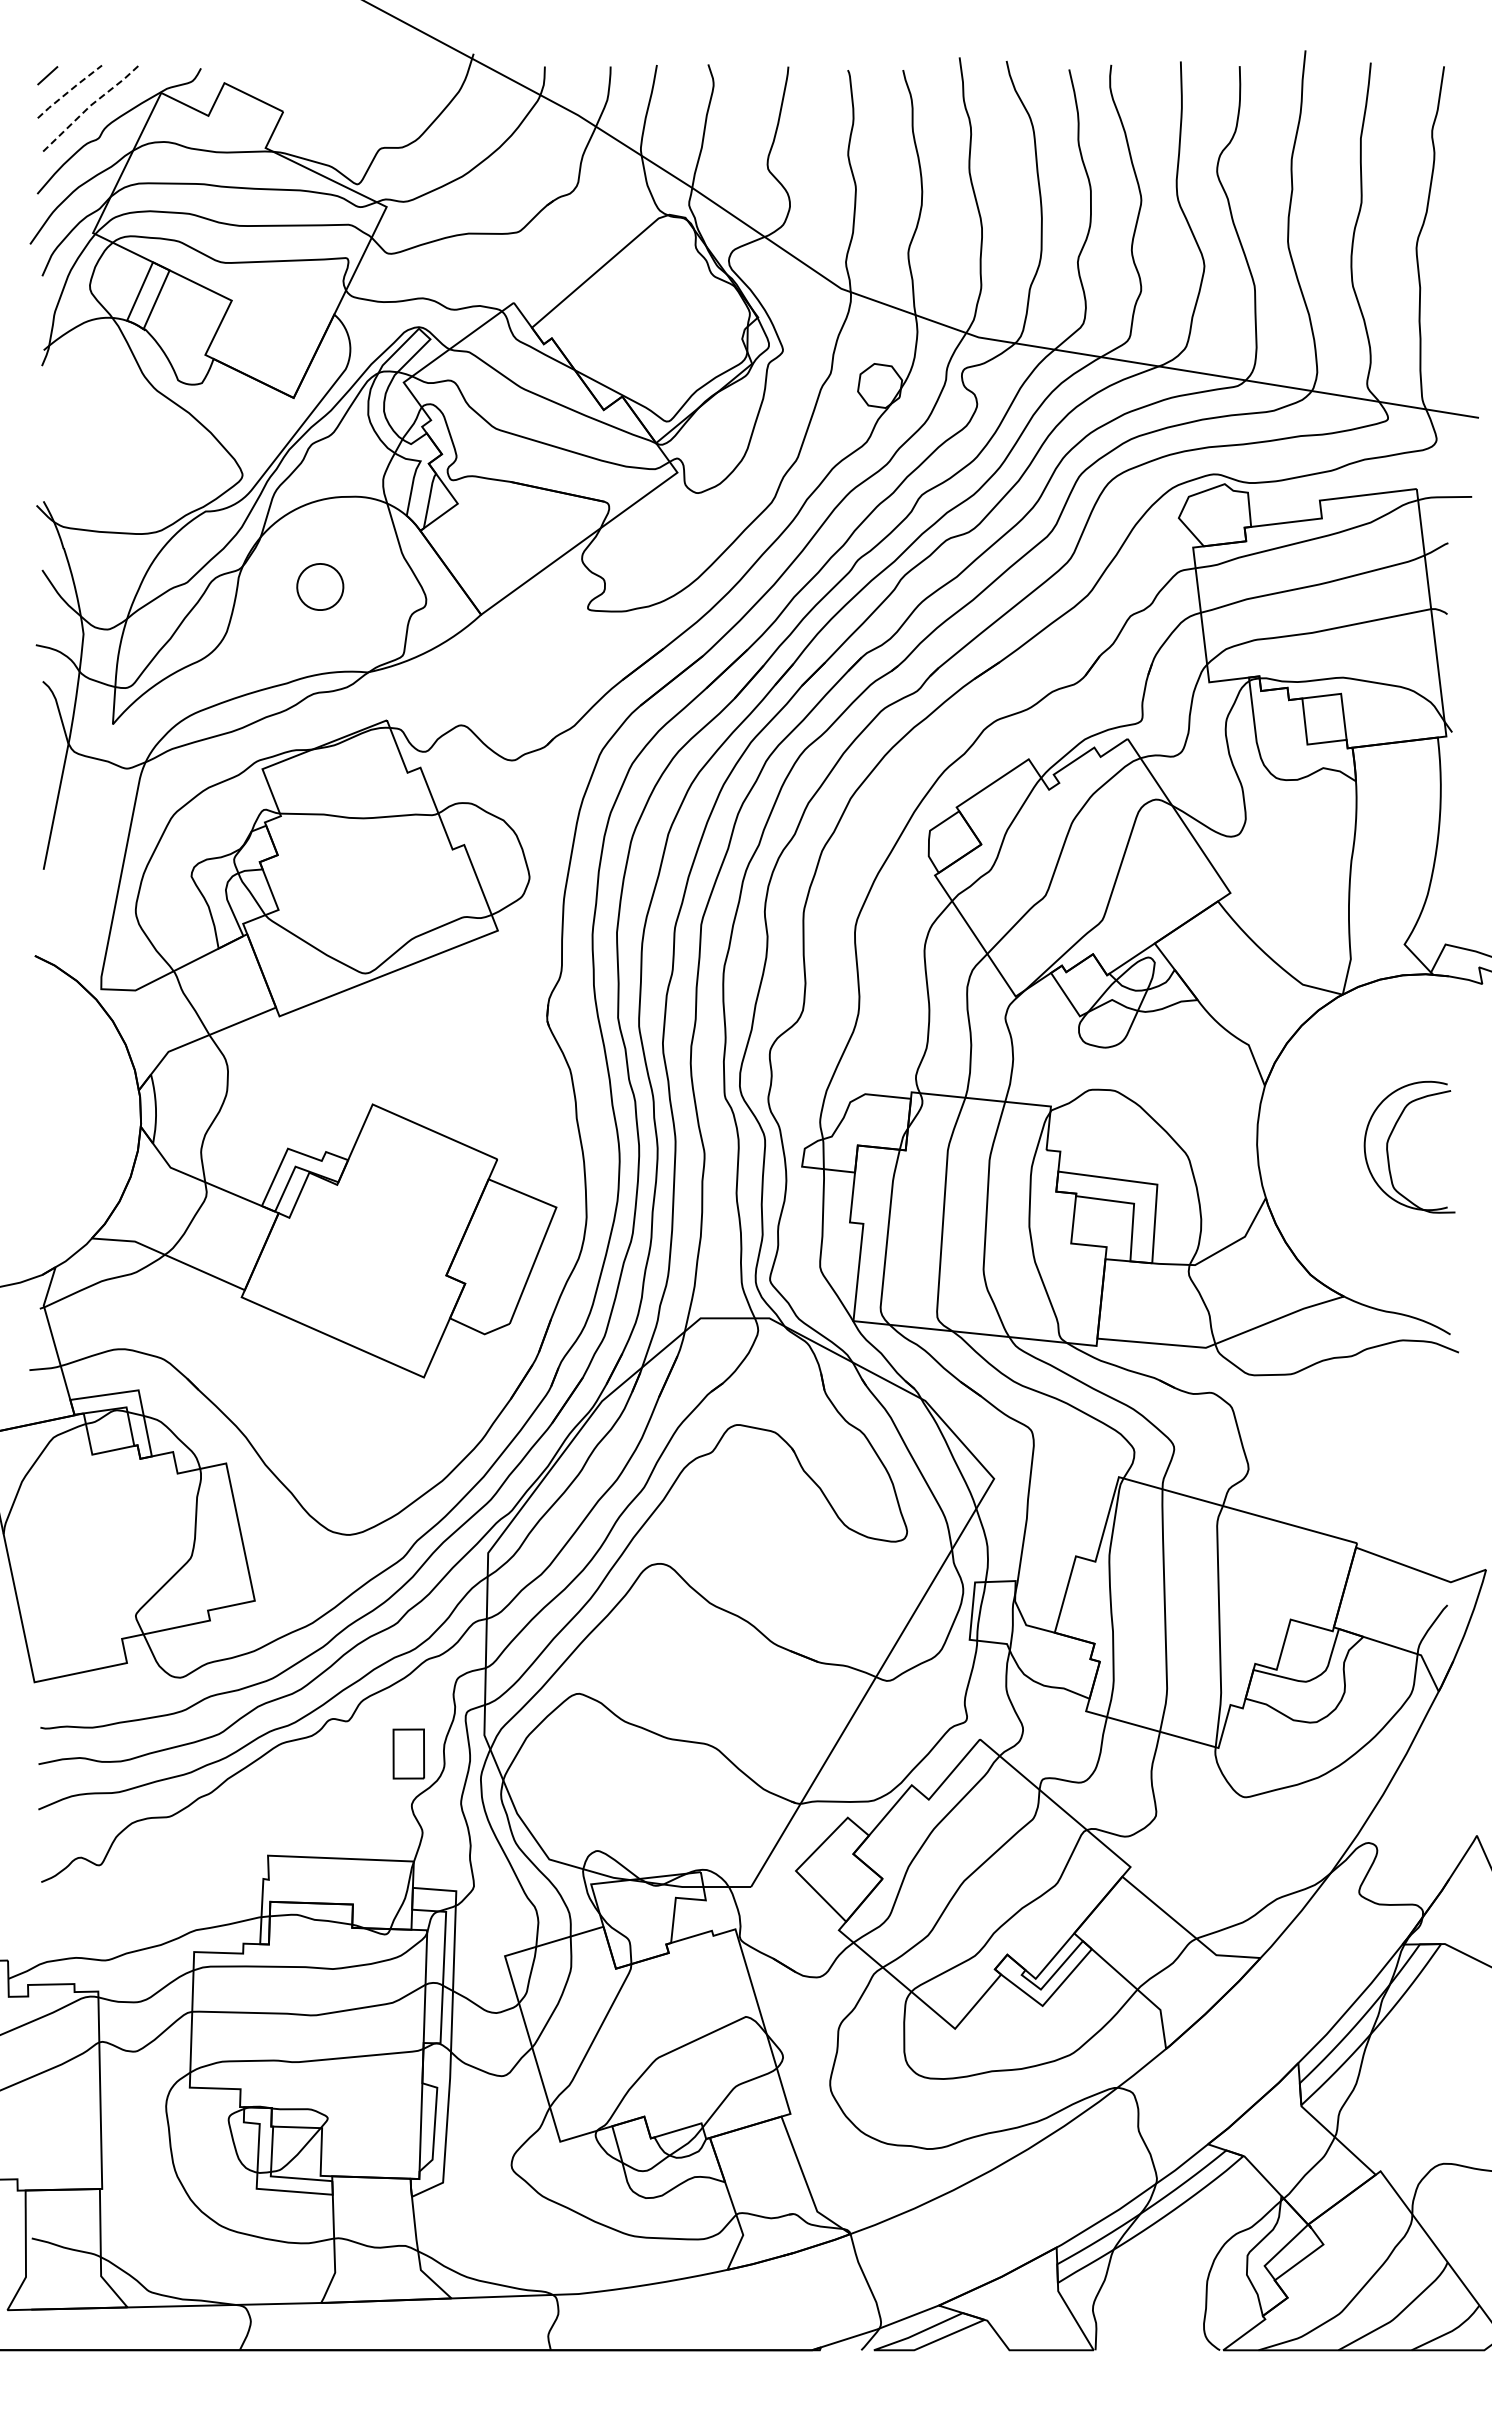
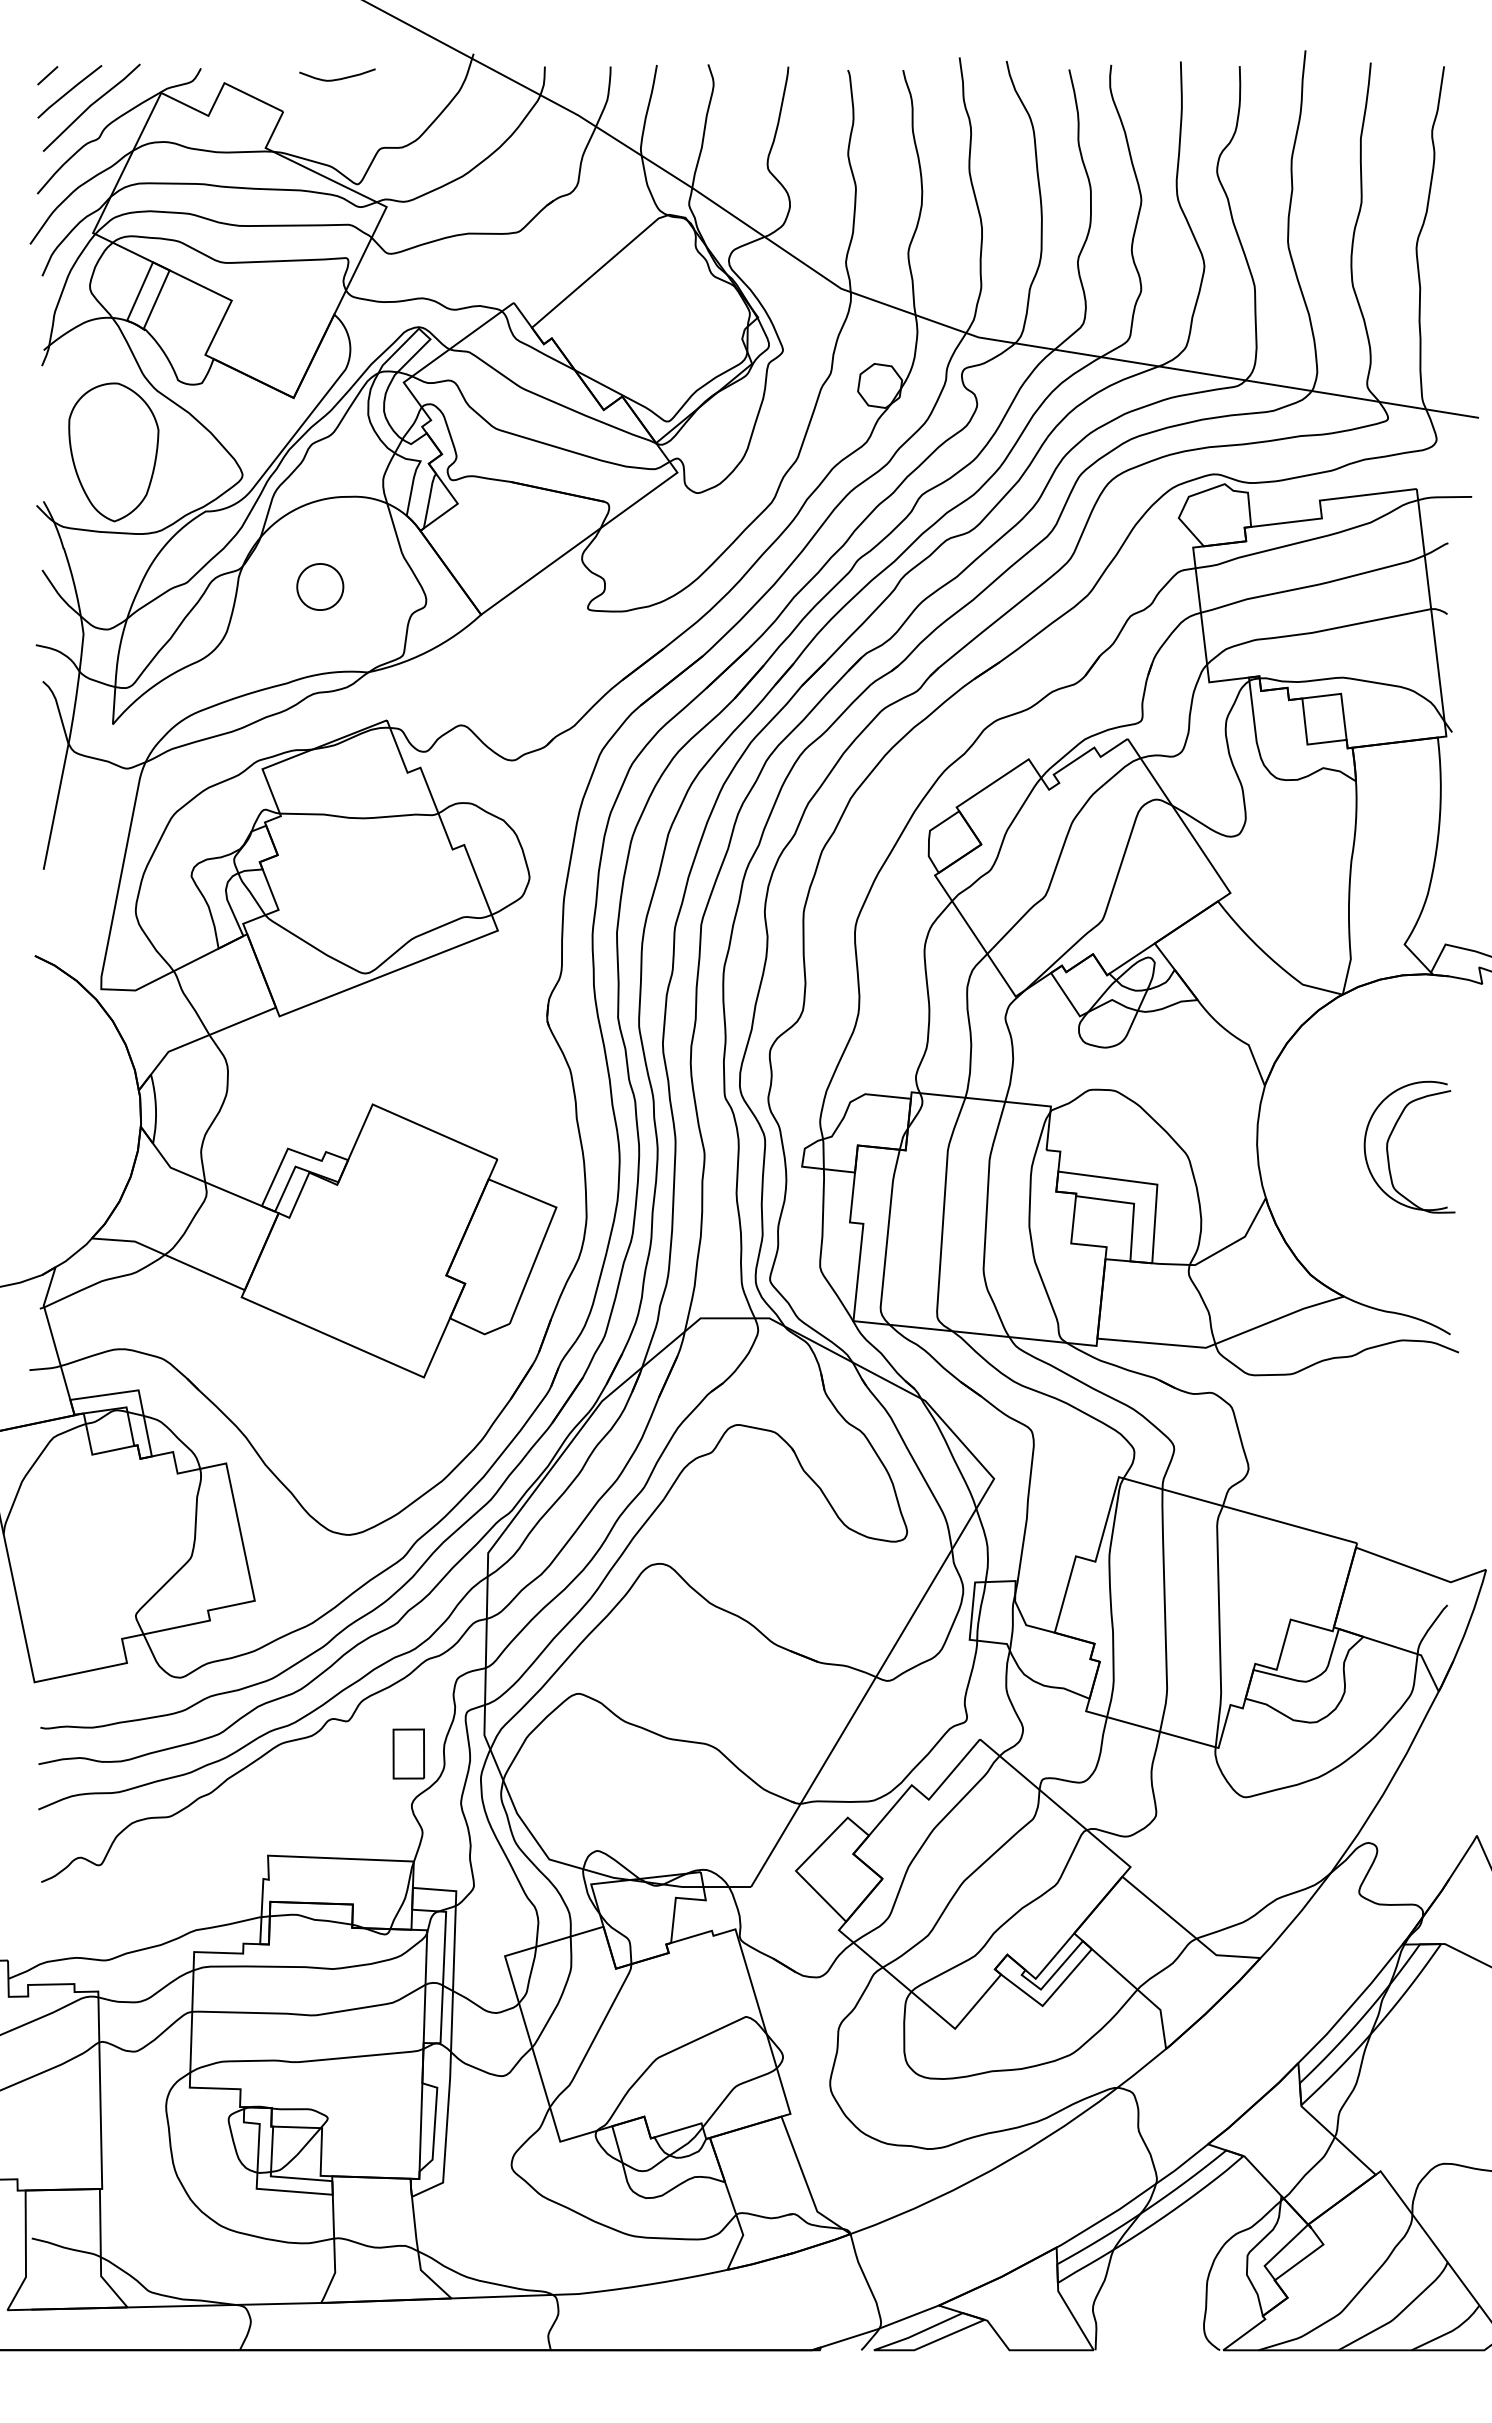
curve: none -> present (337, 78)
line: dashed -> solid (69, 91)
line: dashed -> solid (90, 105)
part: none -> present (113, 452)
